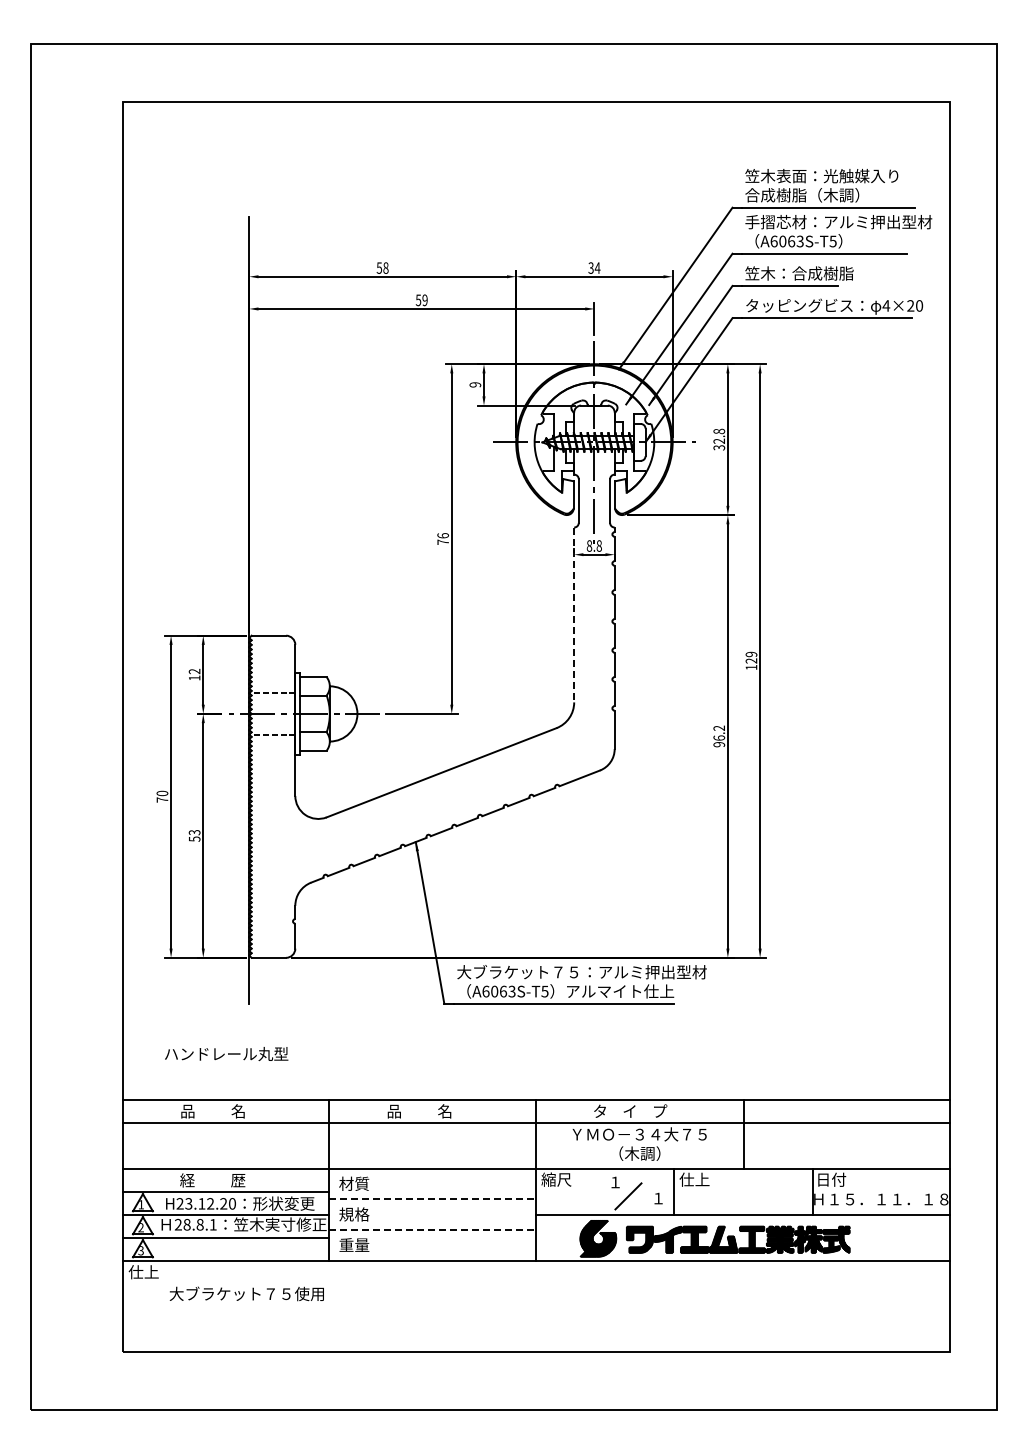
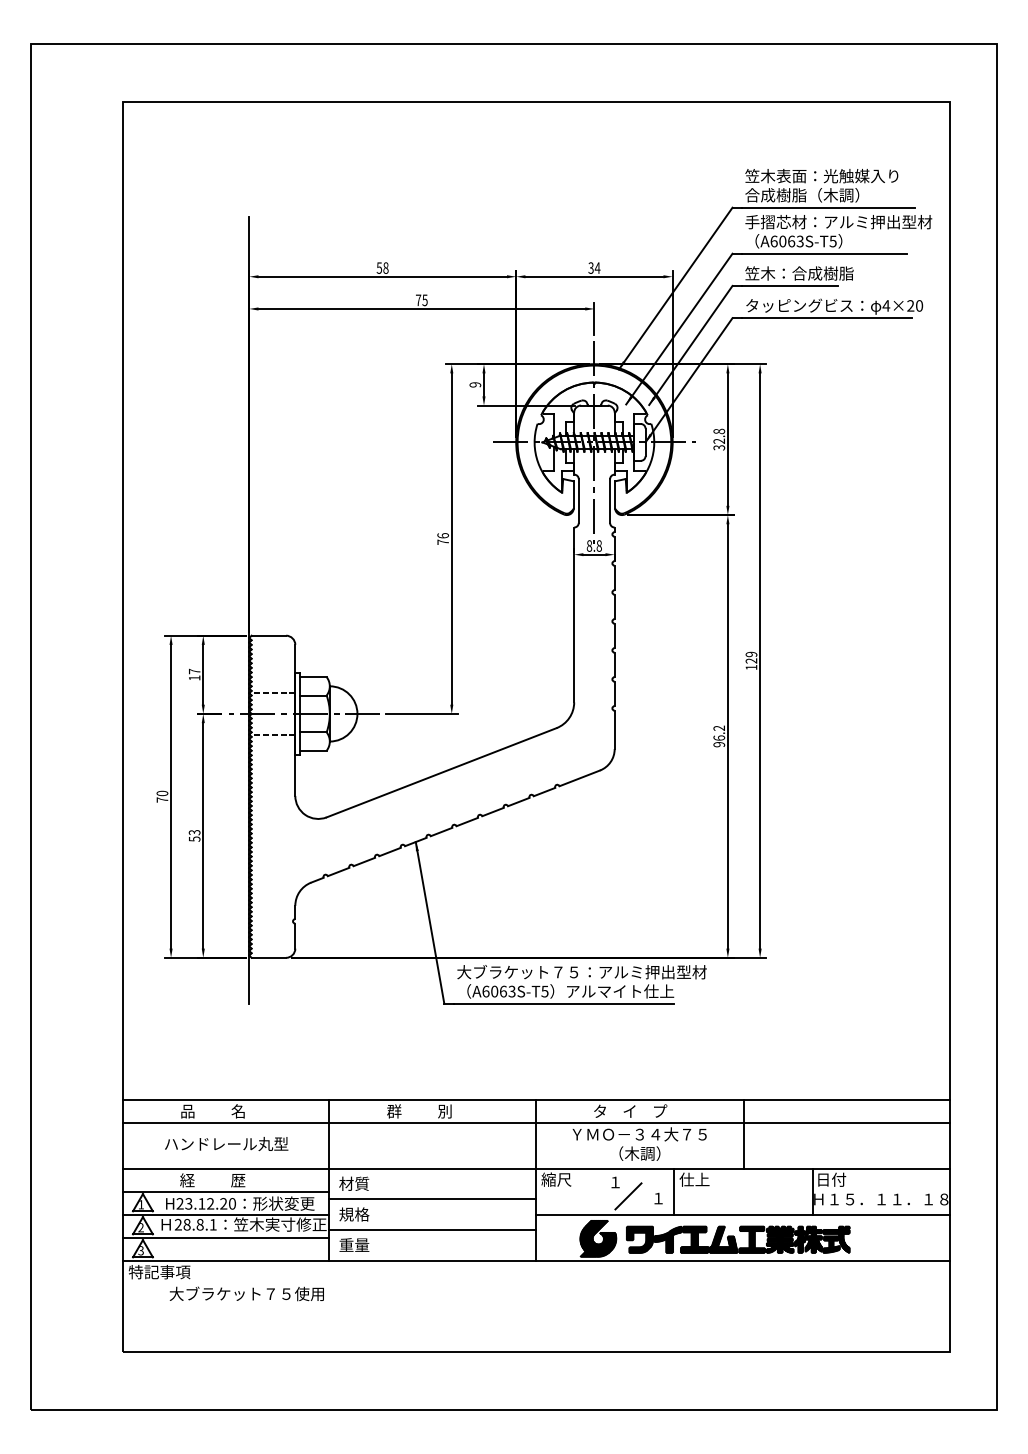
text: 59 -> 75 (421, 300)
line: dashed -> solid (574, 615)
text: 12 -> 17 (194, 671)
text position: (226, 1053) -> (226, 1143) (226, 1143)
text: 品          名 -> 群          別 (419, 1111)
line: dashed -> solid (432, 1199)
line: dashed -> solid (432, 1230)
text: 仕上 -> 特記事項 (159, 1272)
